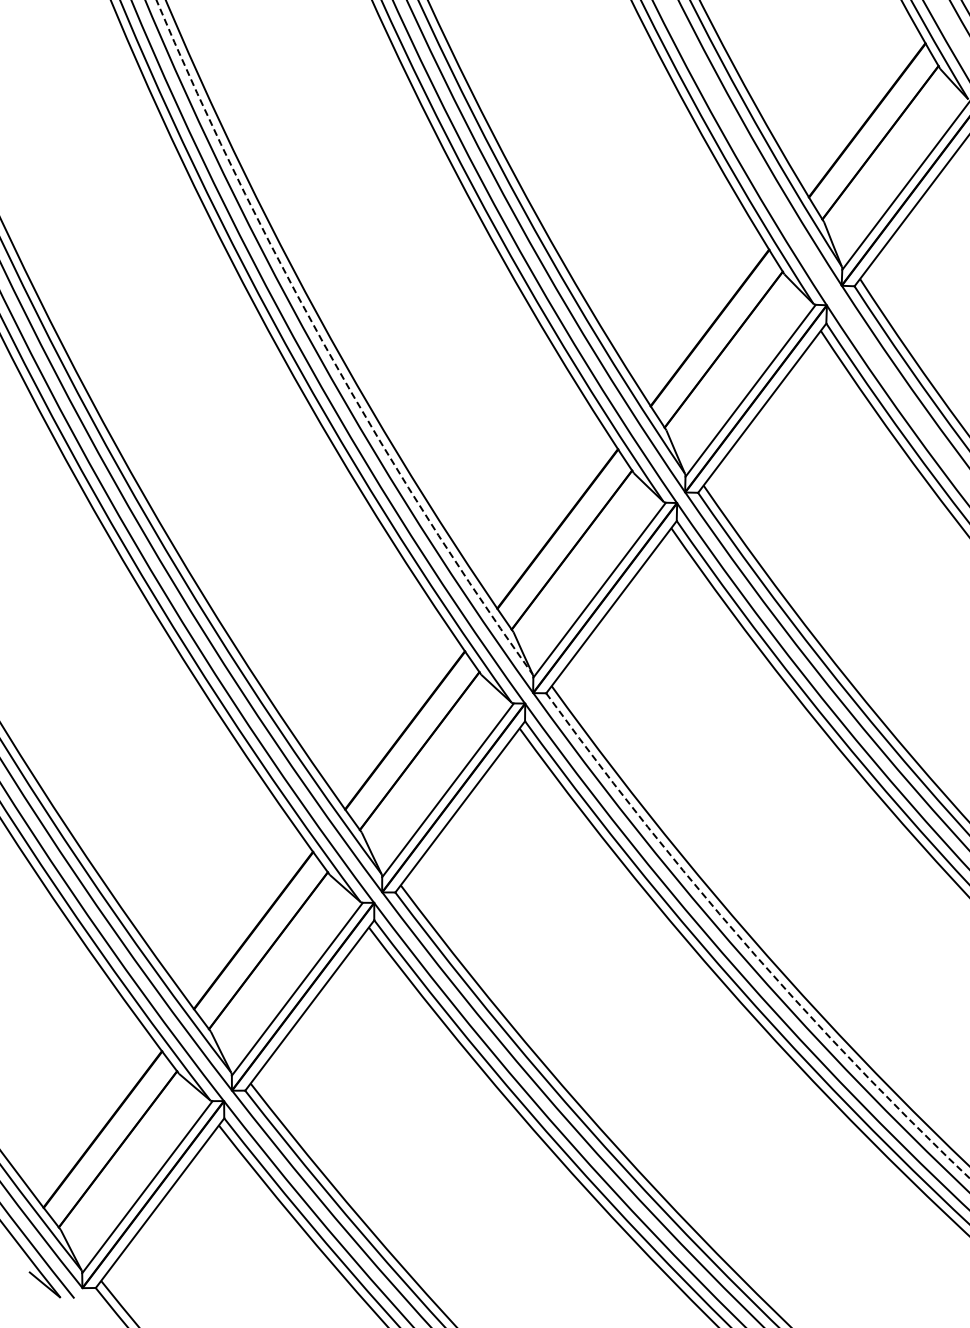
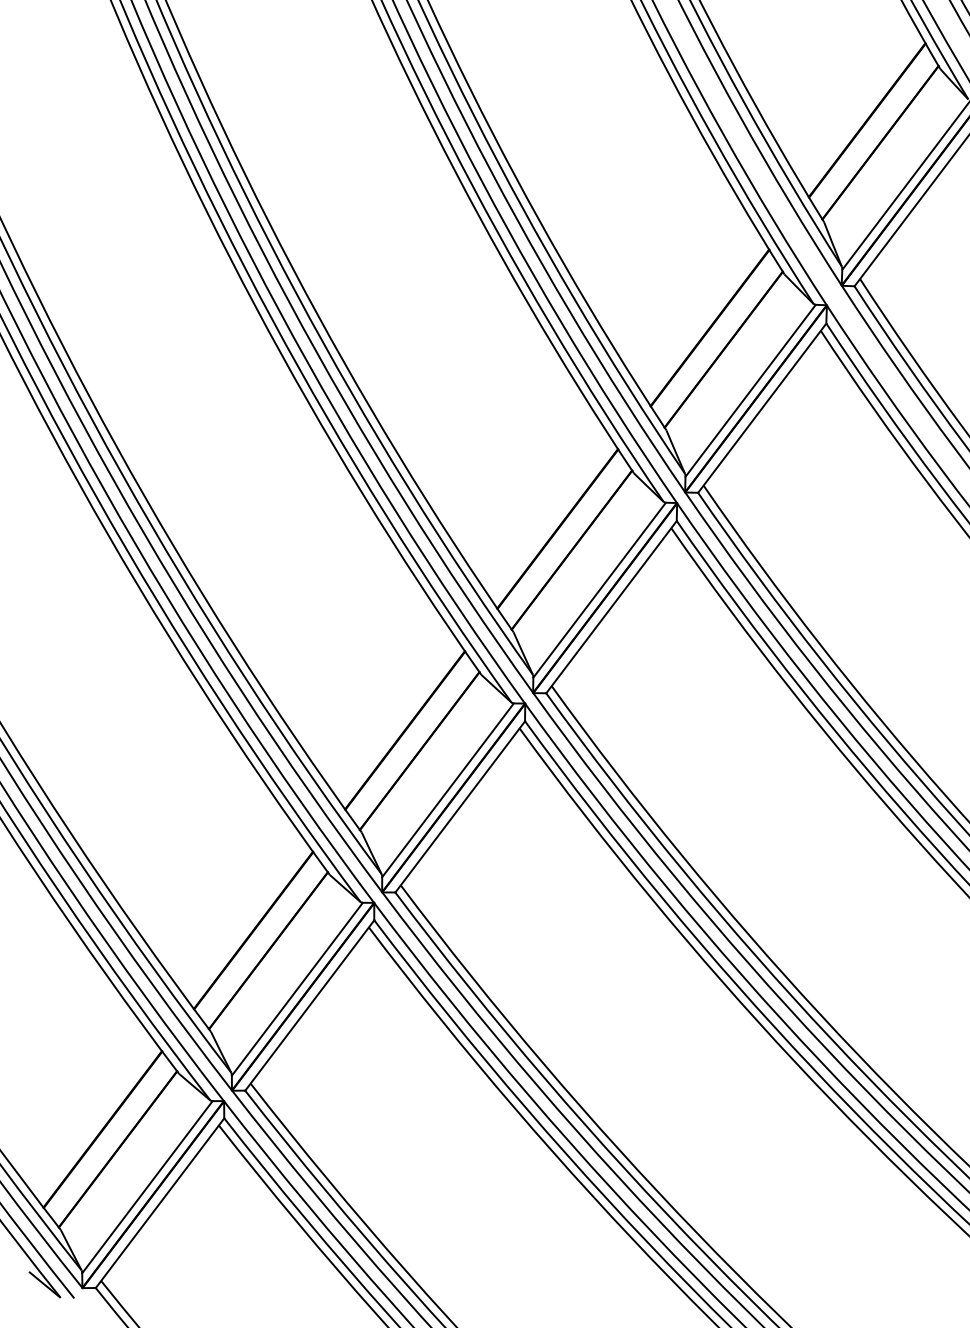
arc: dashed -> solid (326, 348)
arc: dashed -> solid (746, 944)
